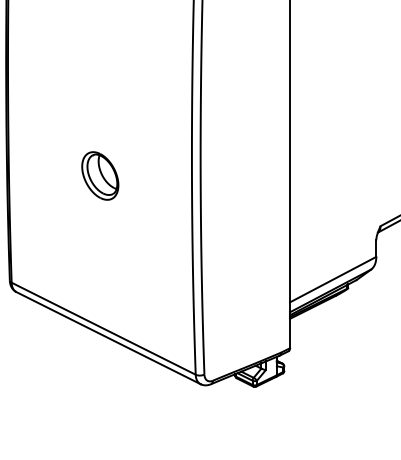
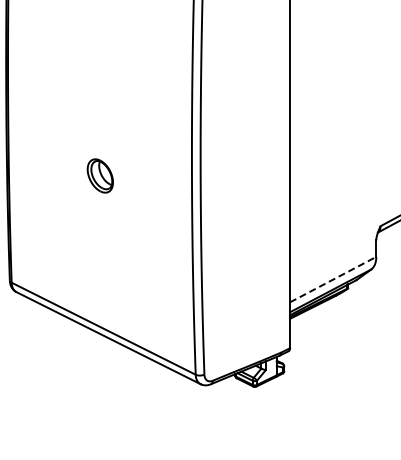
part size: 39x50 px -> 28x36 px (99, 175)
line: solid -> dashed (333, 279)
